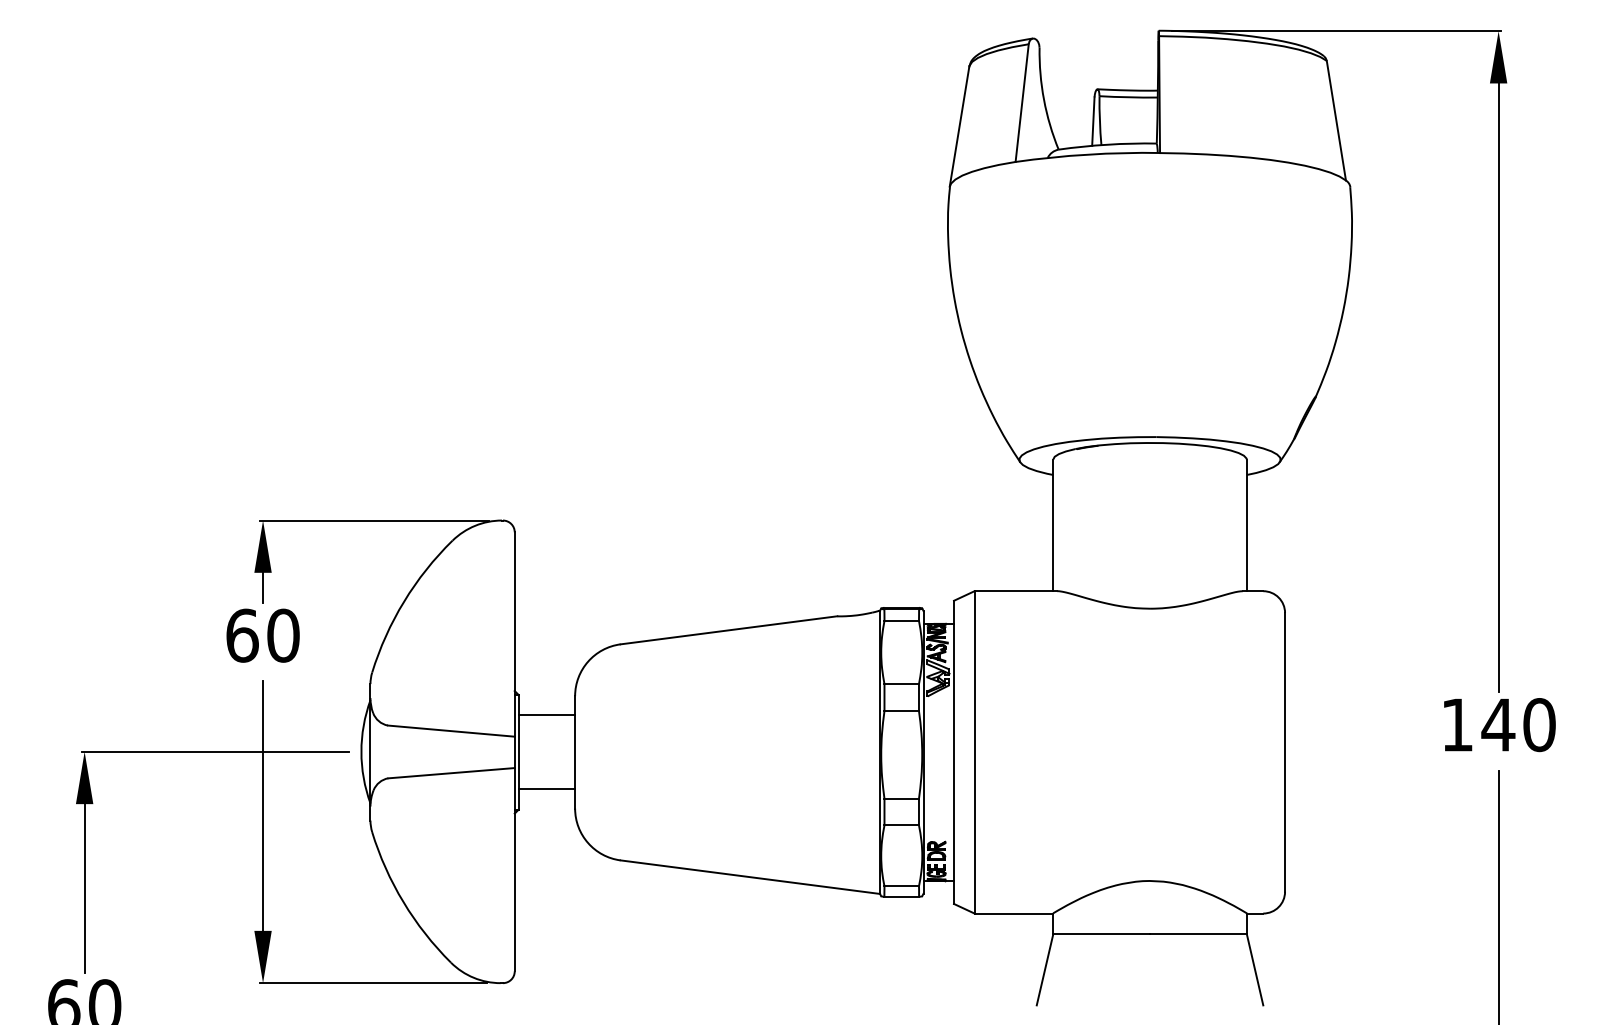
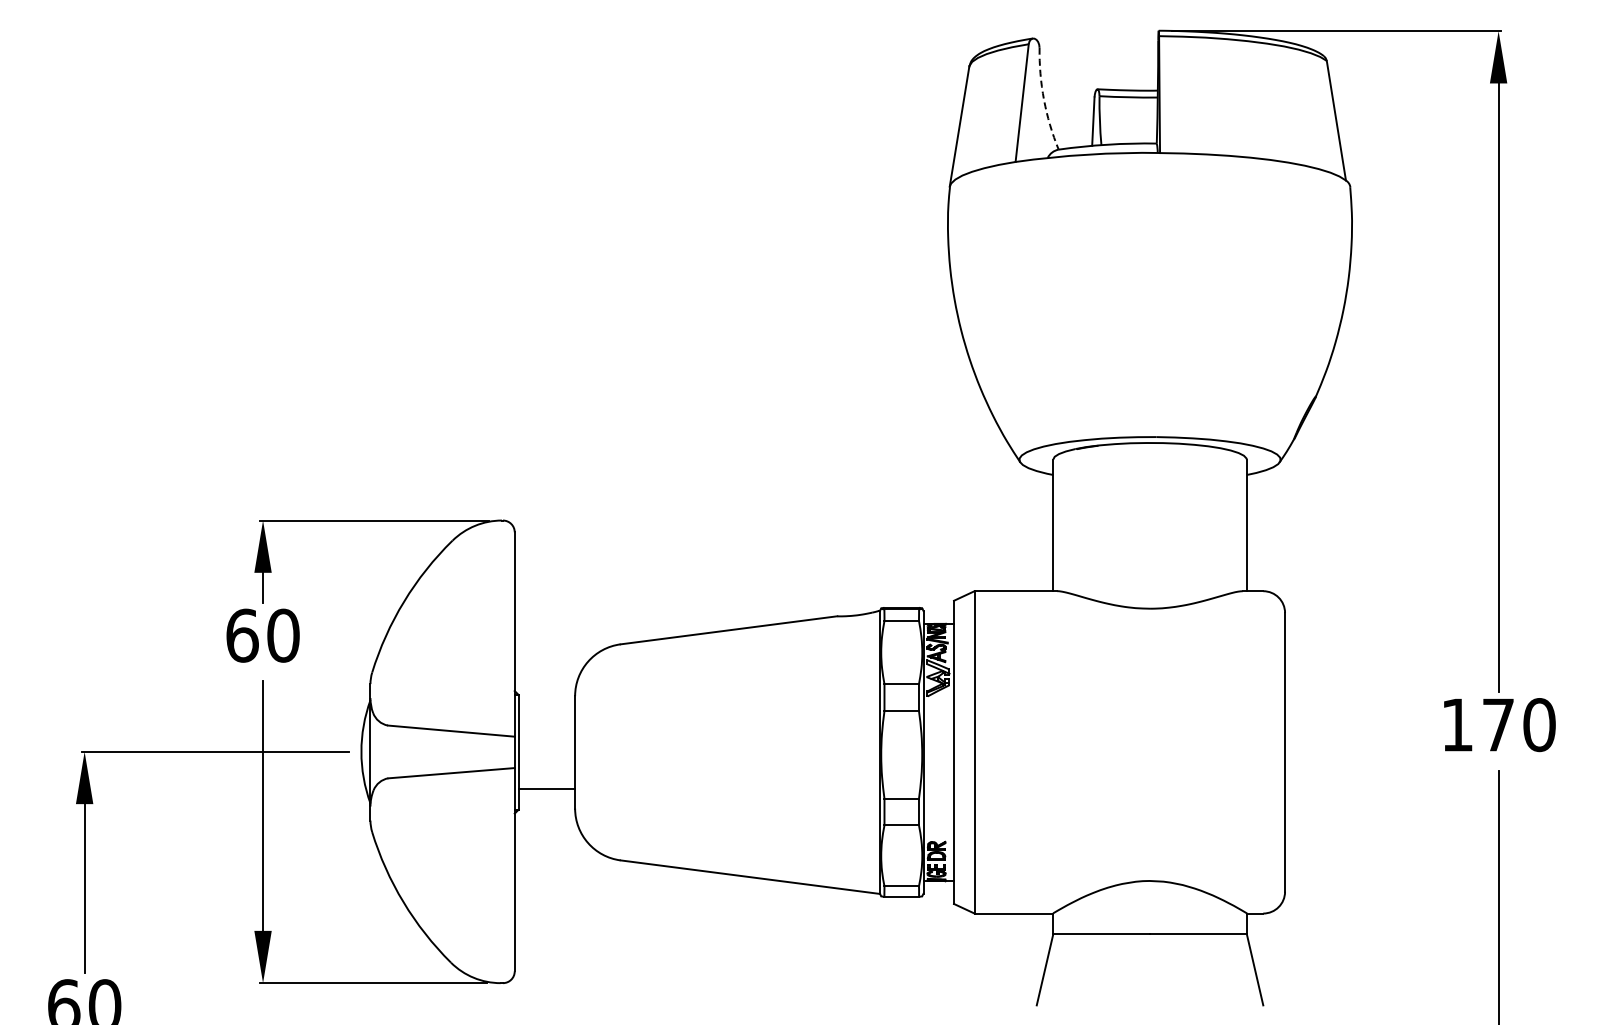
arc: solid -> dashed (1044, 99)
line: present -> none (546, 715)
text: 140 -> 170 (1498, 724)
